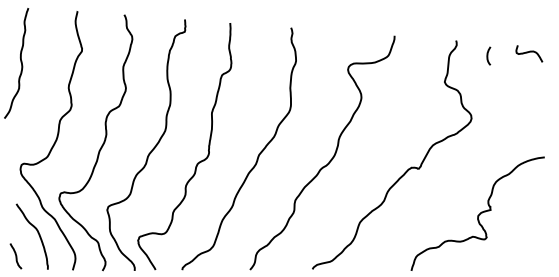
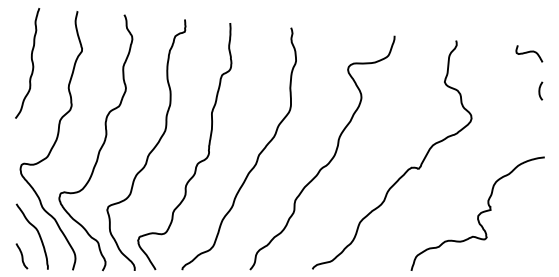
curve position: (488, 55) -> (540, 90) (540, 90)
curve position: (20, 62) -> (31, 62) (31, 62)
curve position: (15, 256) -> (21, 256) (21, 256)
